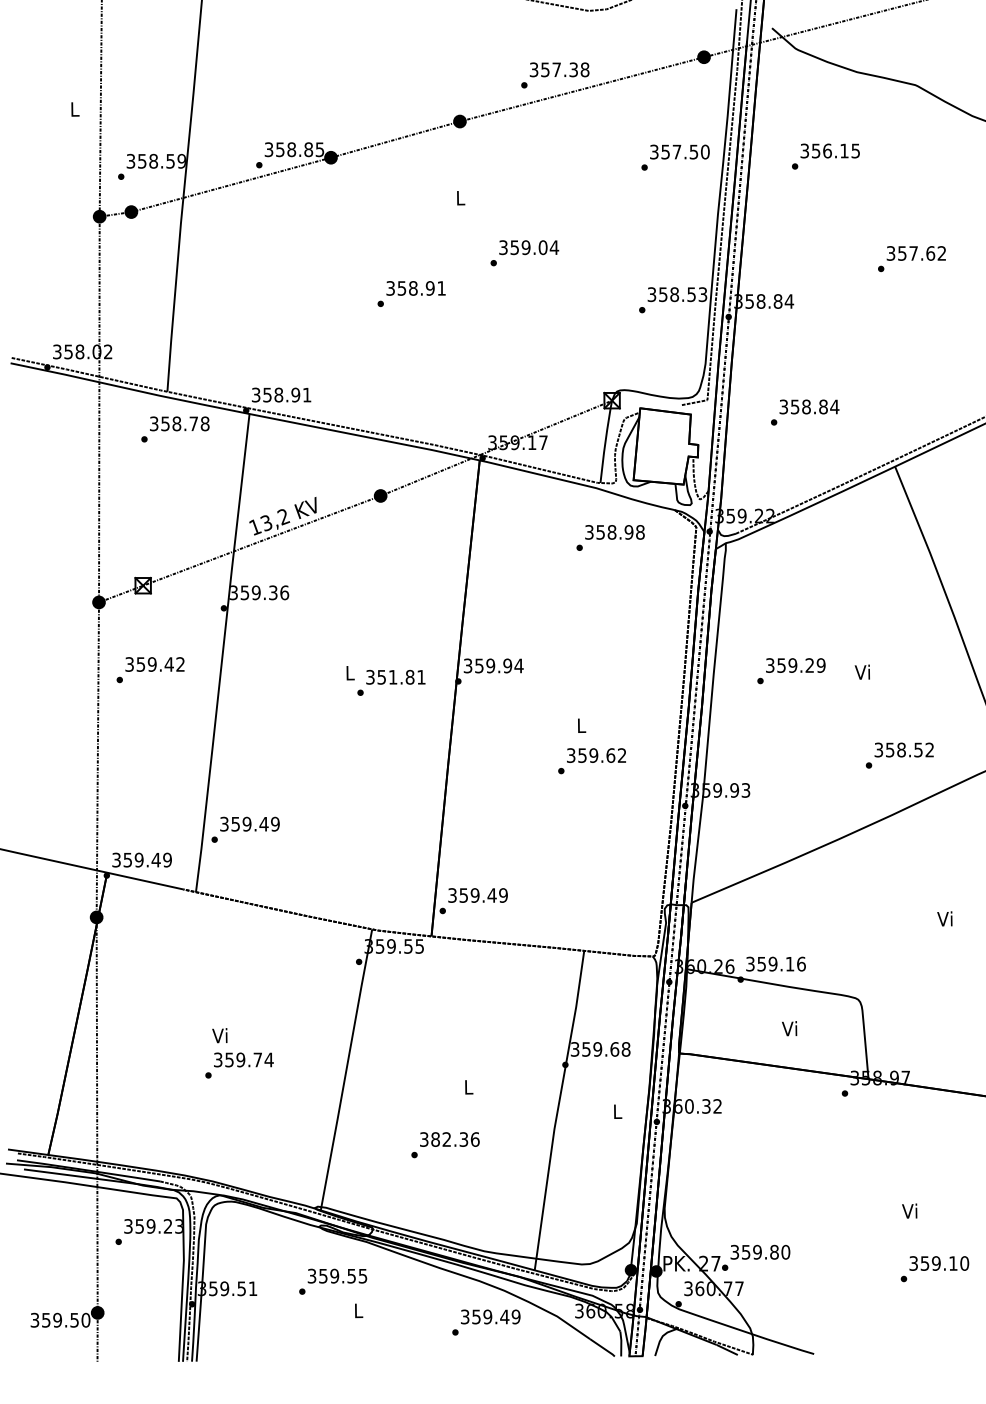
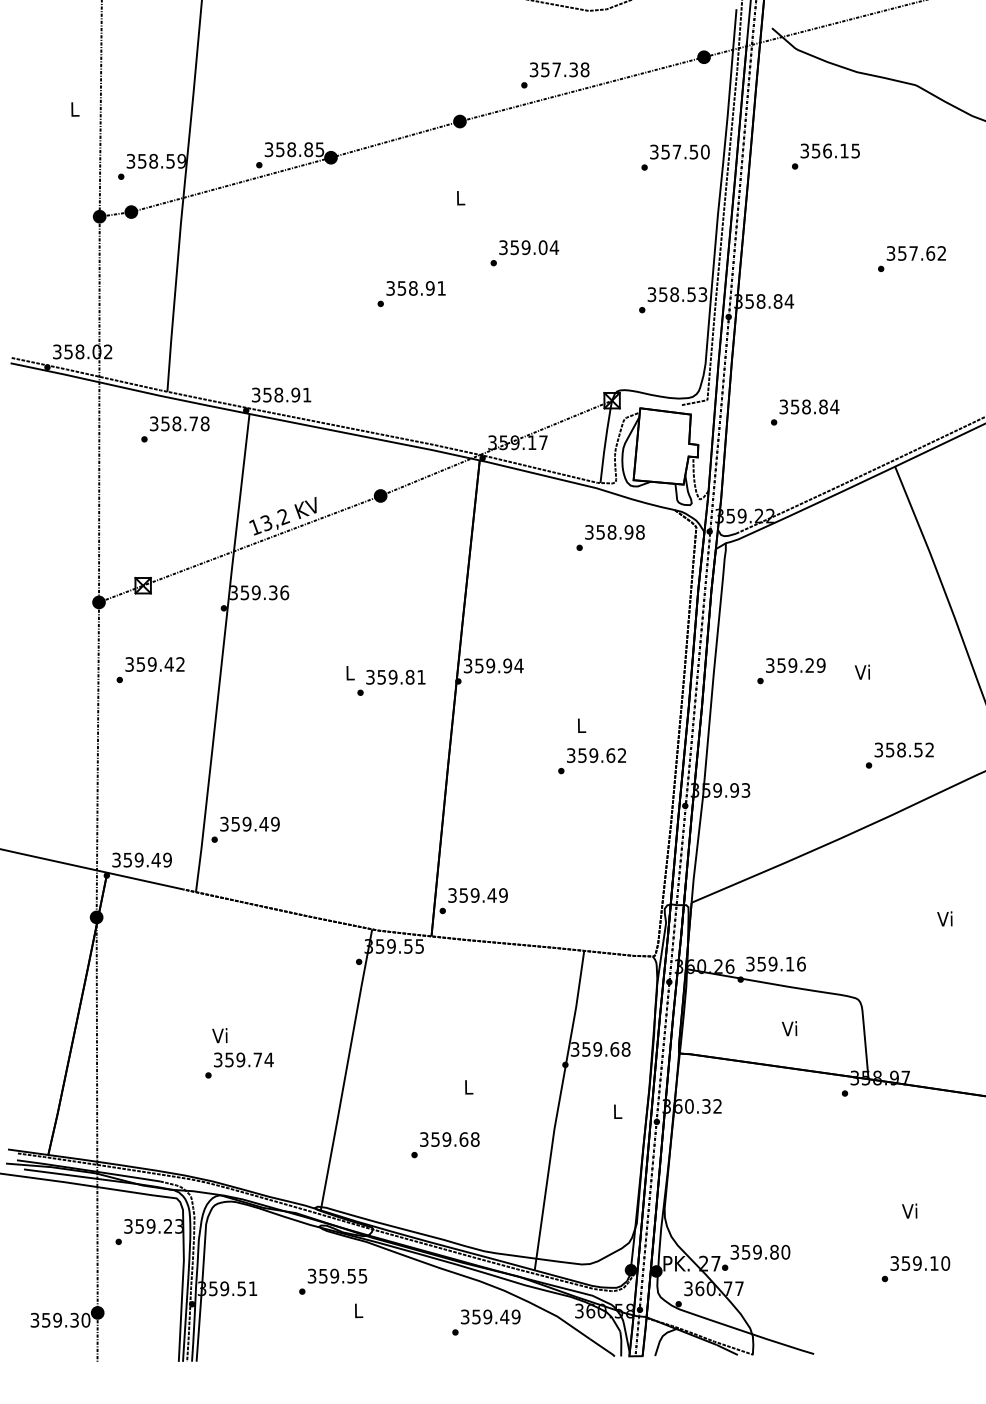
text: 351.81 -> 359.81 (392, 676)
text: 382.36 -> 359.68 (455, 1139)
text position: (934, 1269) -> (915, 1269) (915, 1269)
text: 359.50 -> 359.30 (74, 1319)
